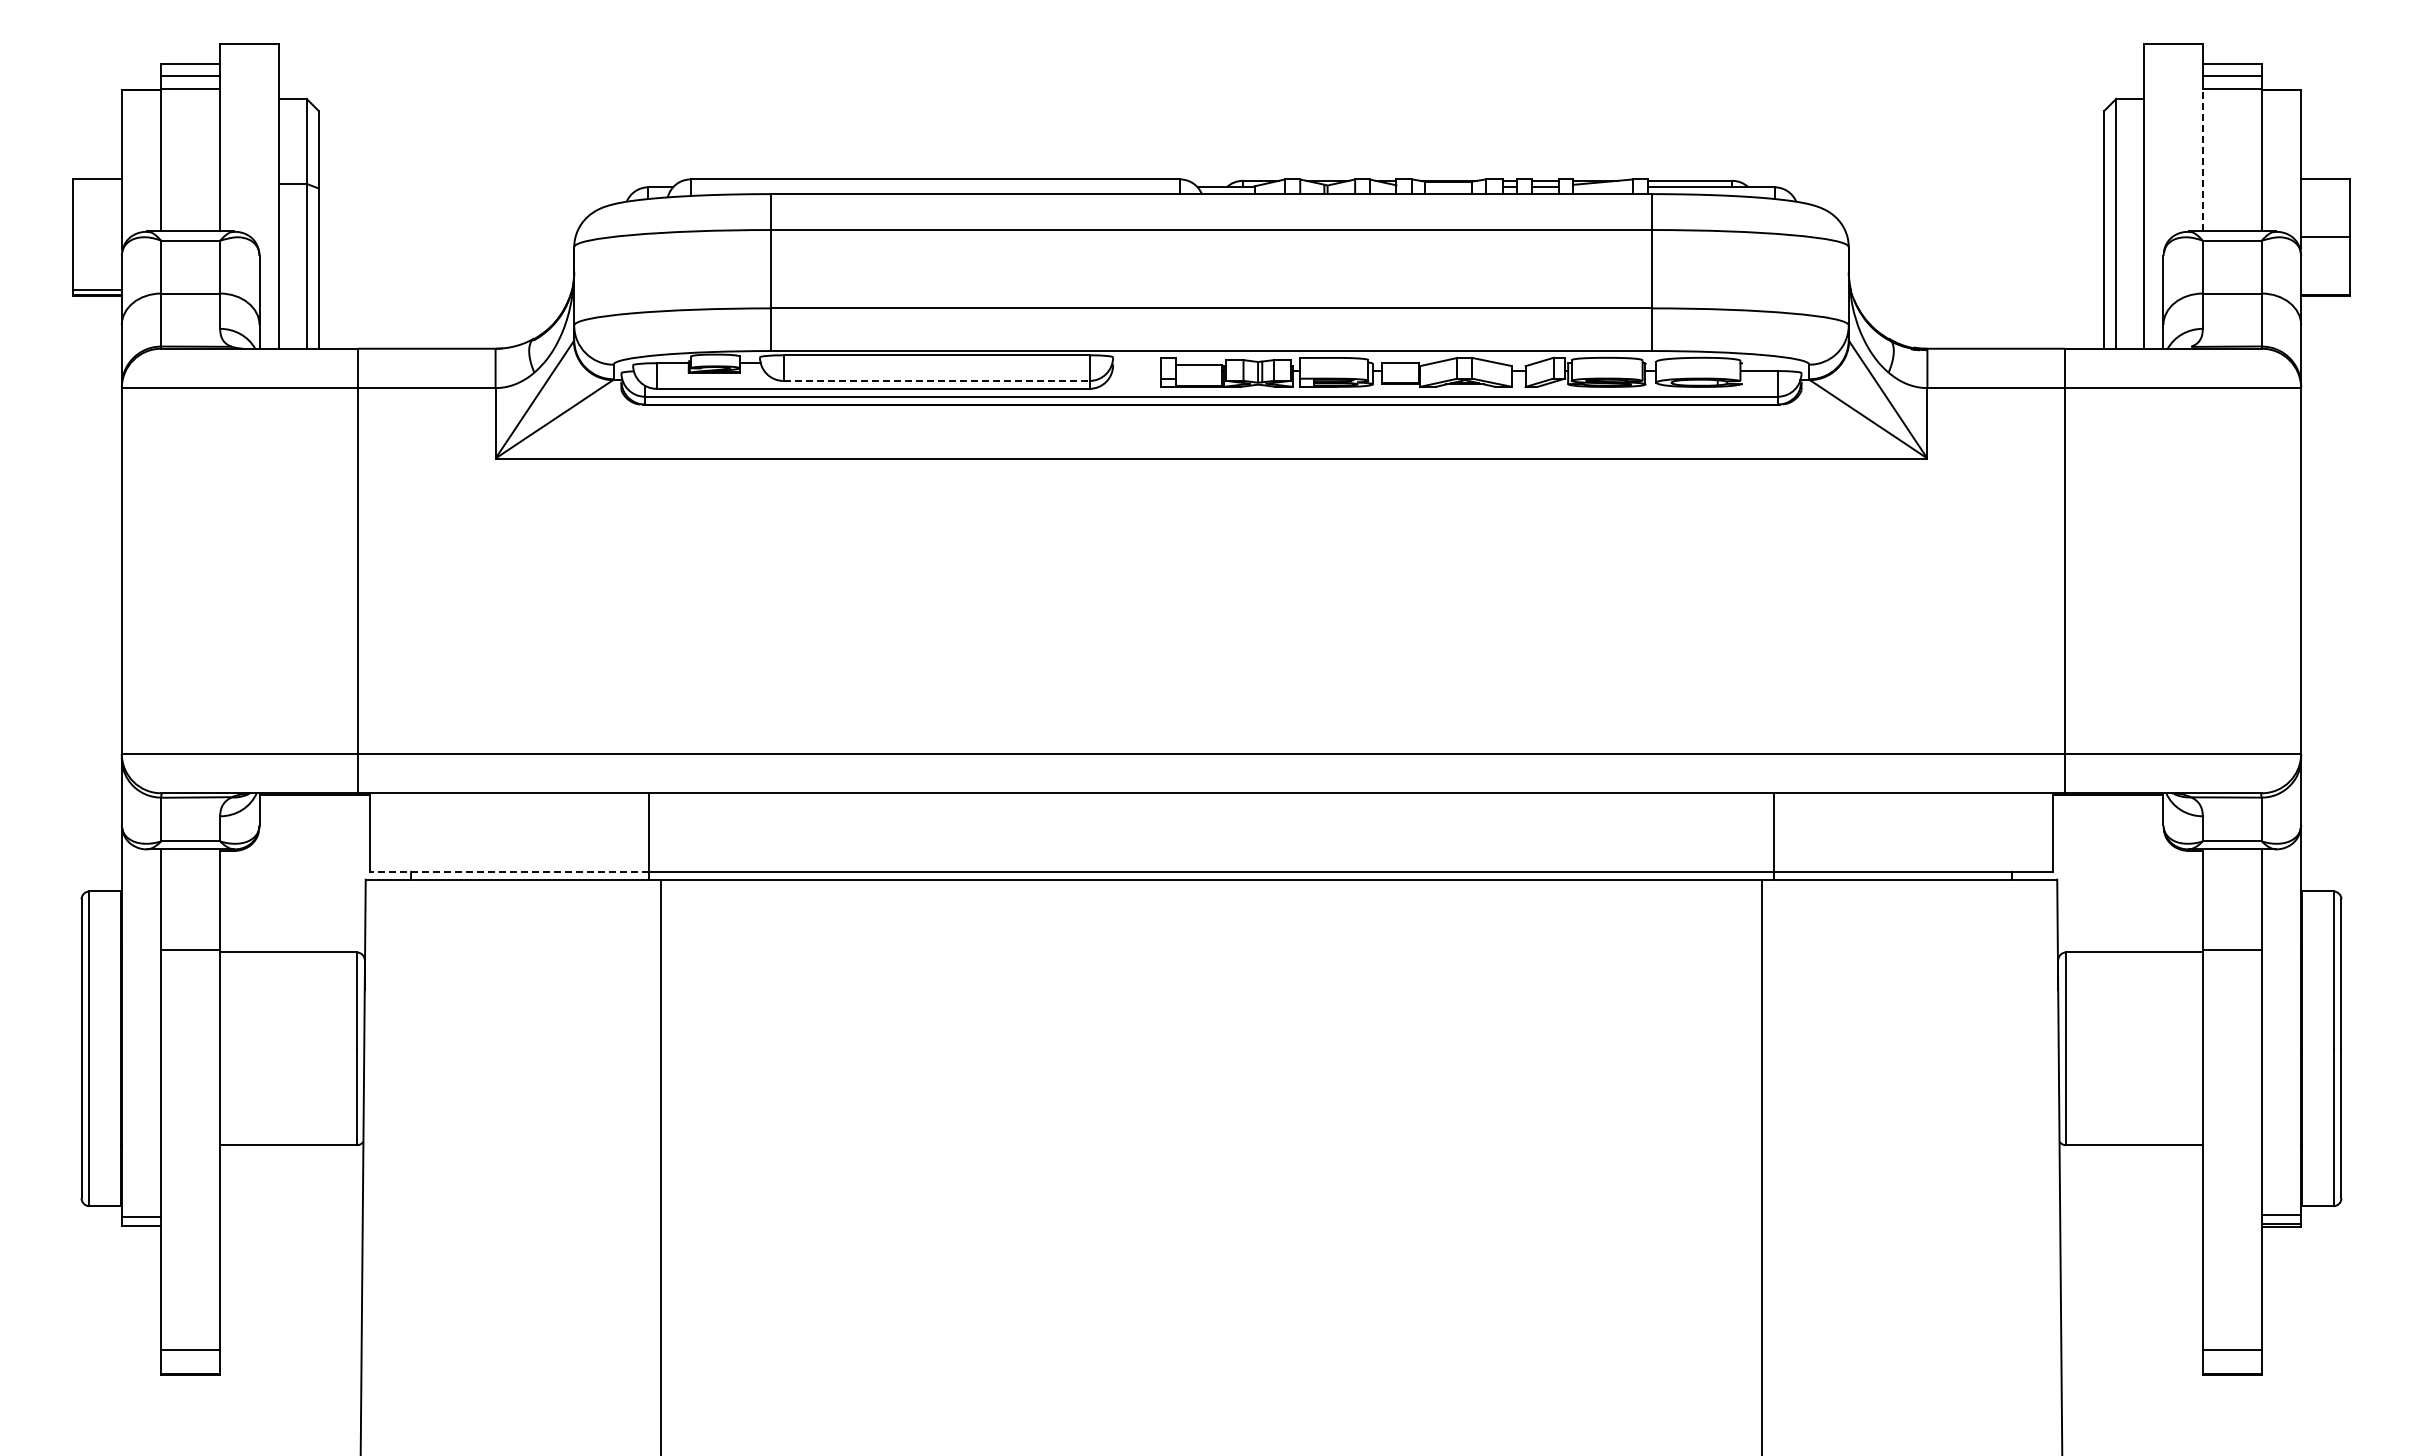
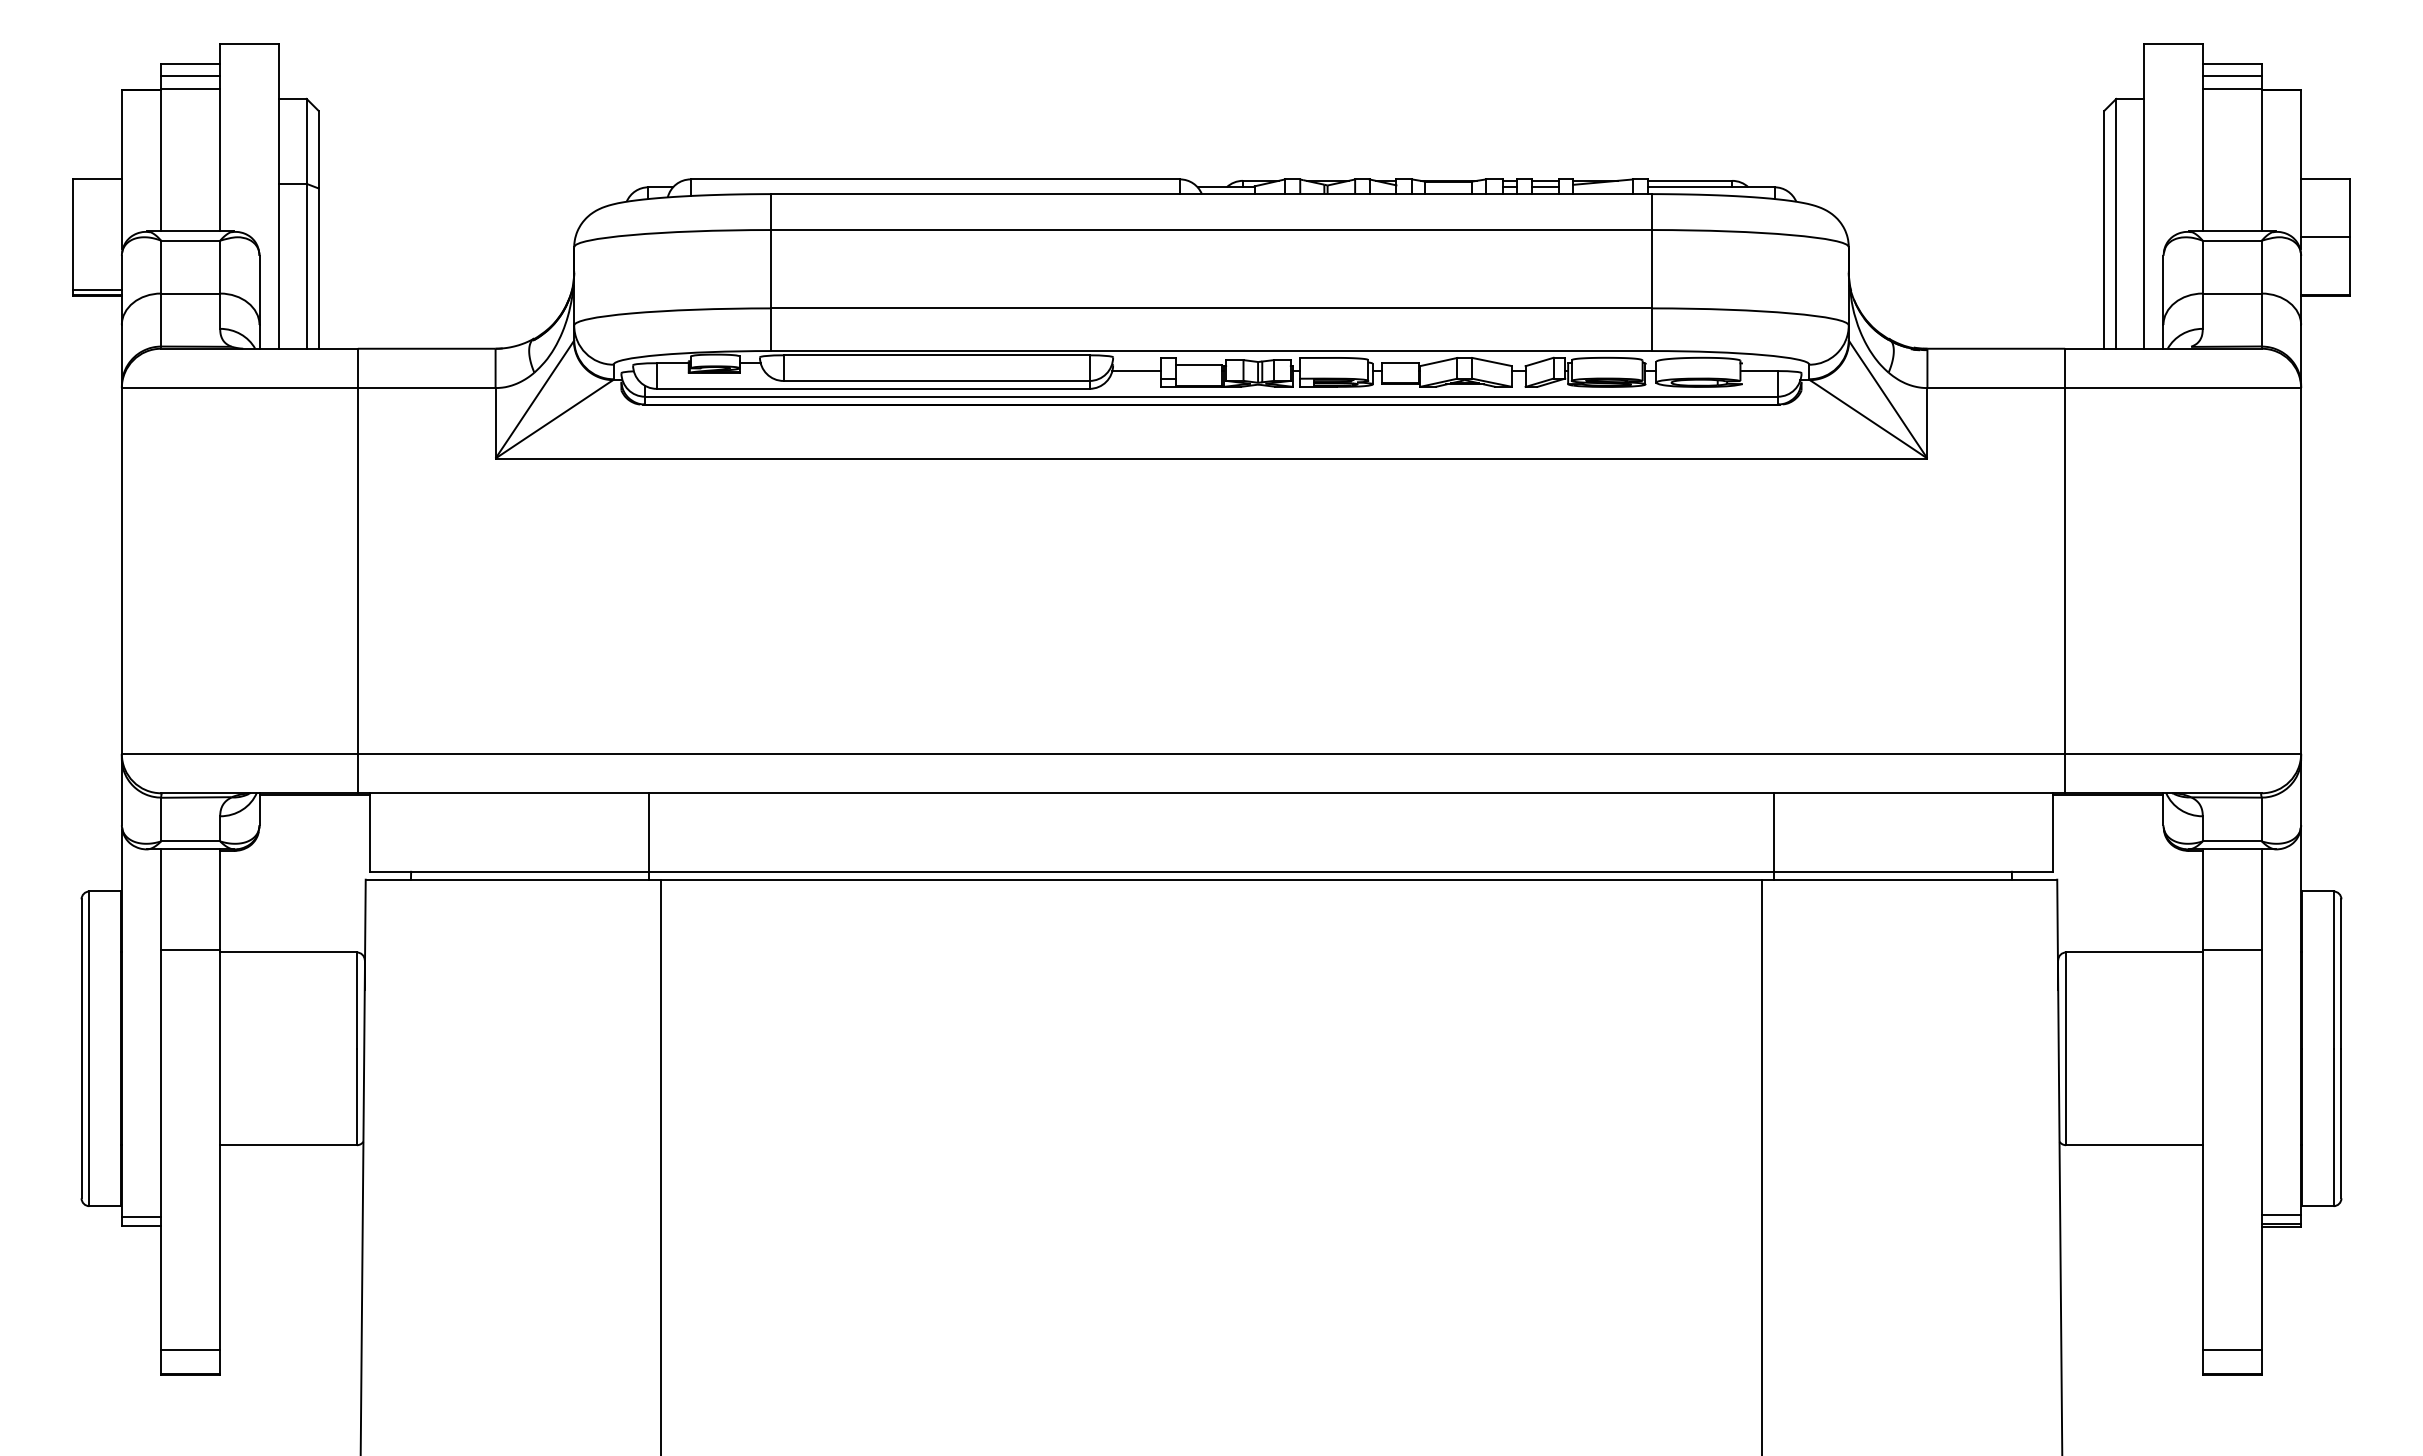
line: dashed -> solid (2202, 159)
line: none -> present (1136, 371)
line: dashed -> solid (936, 380)
line: dashed -> solid (509, 871)
